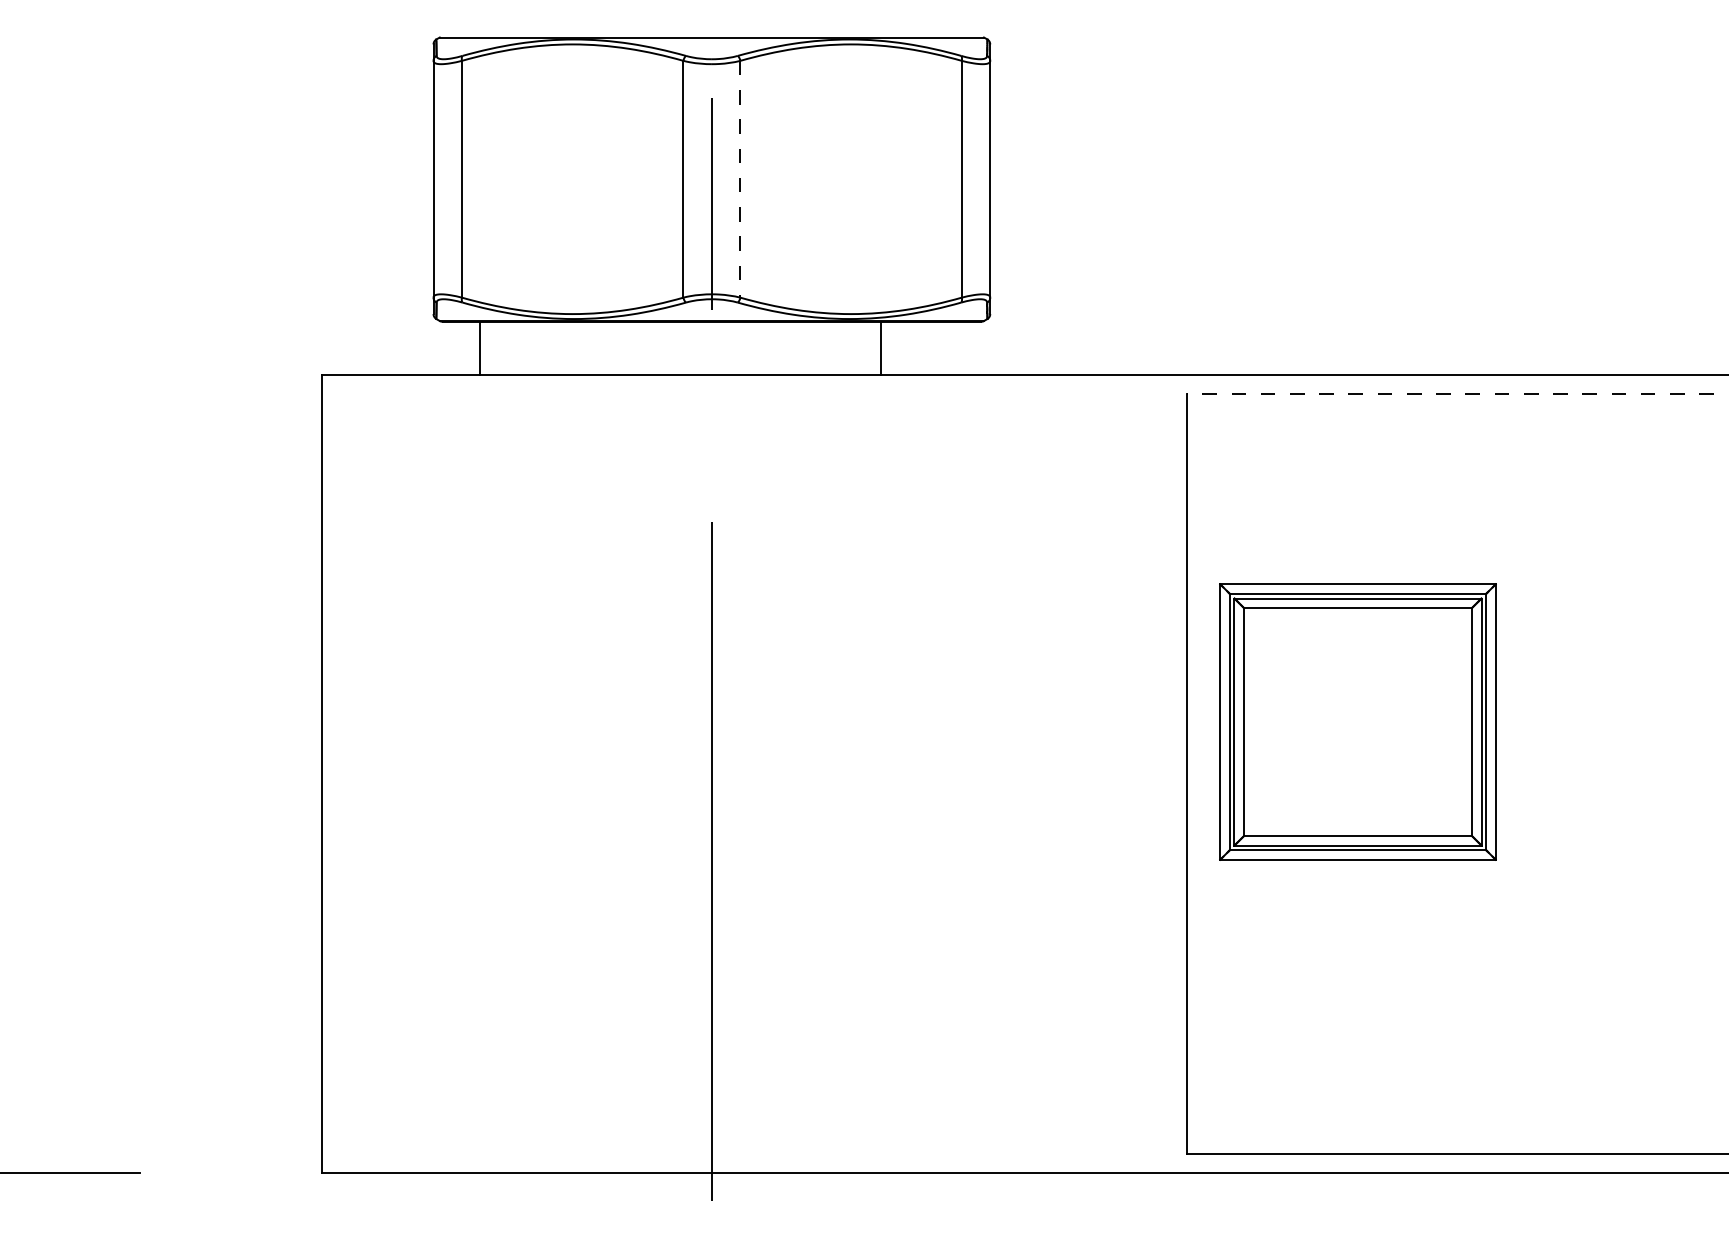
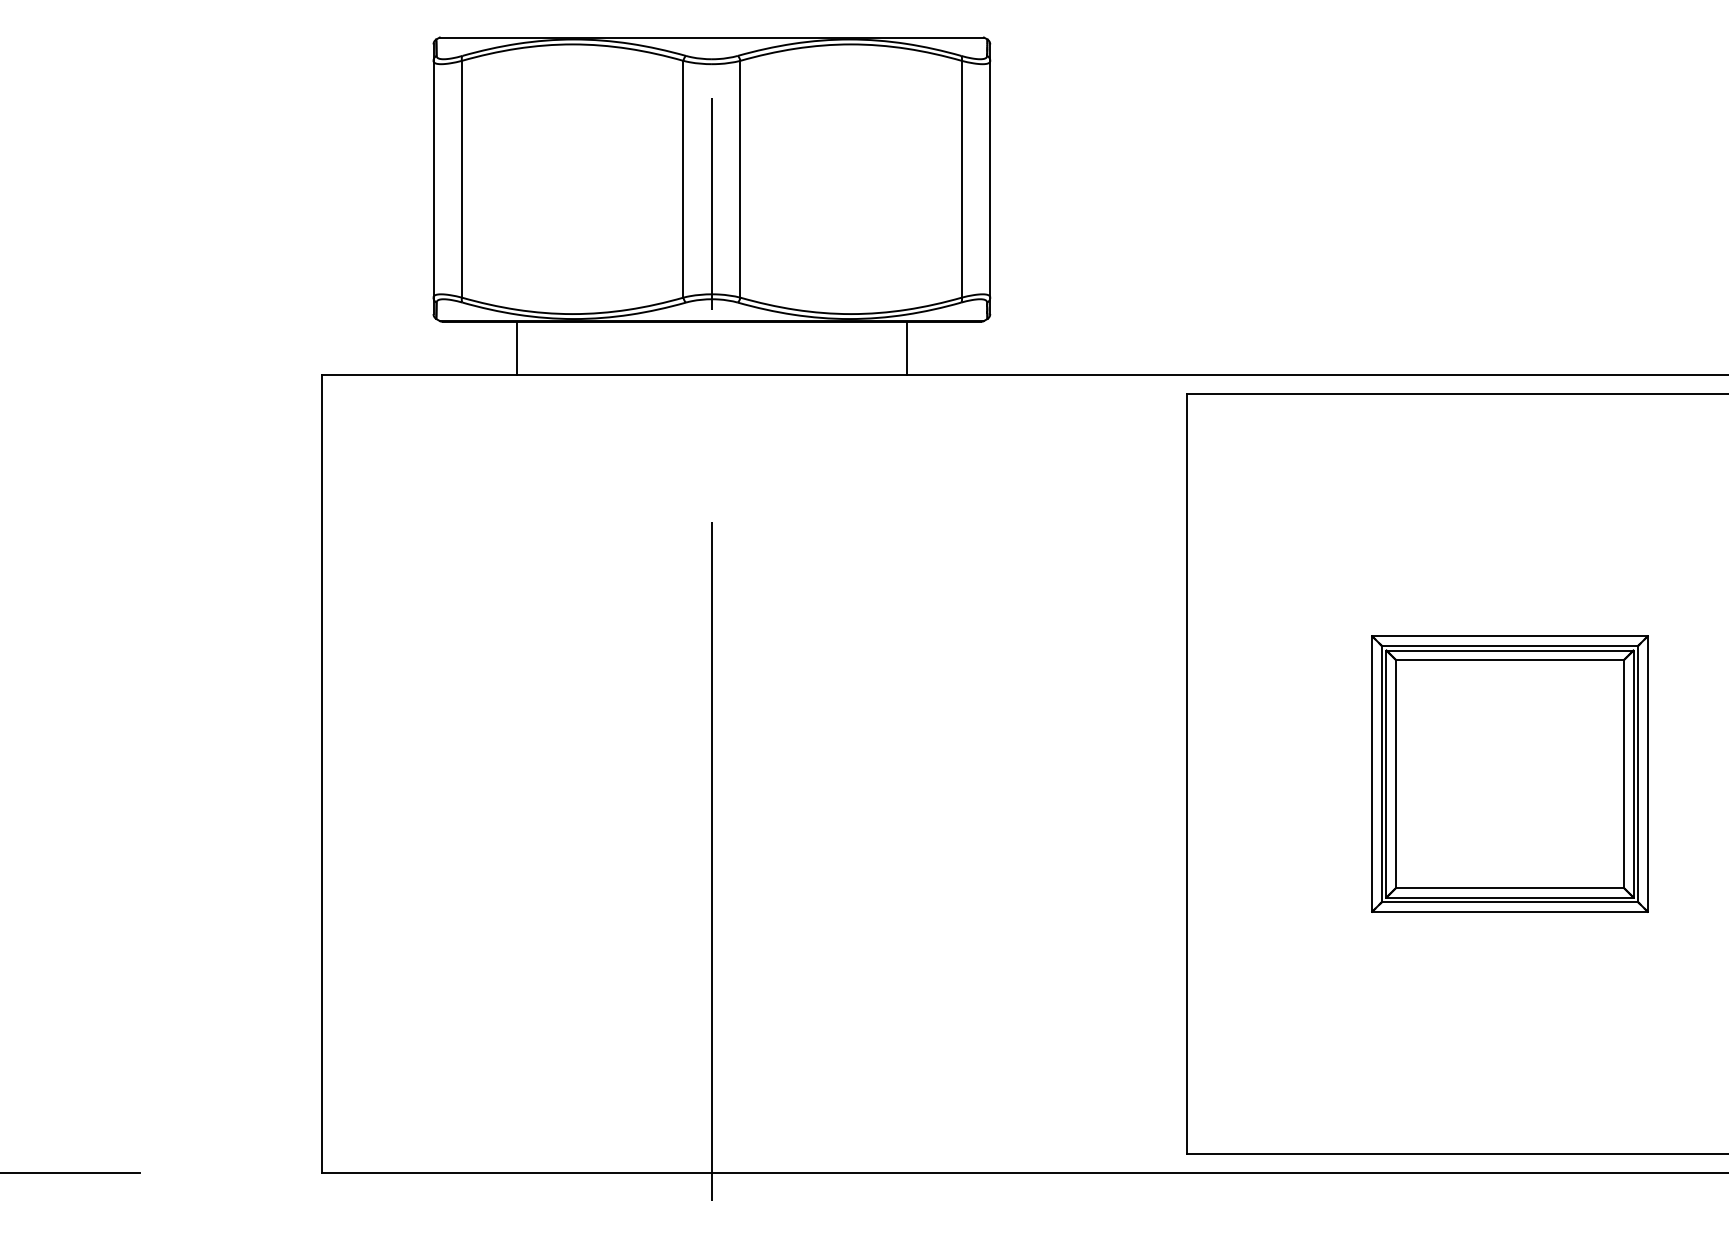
line: dashed -> solid (740, 179)
line position: (480, 347) -> (517, 347) (517, 347)
line position: (880, 347) -> (906, 347) (906, 347)
line: dashed -> solid (1457, 393)
part position: (1357, 721) -> (1509, 773) (1509, 773)
